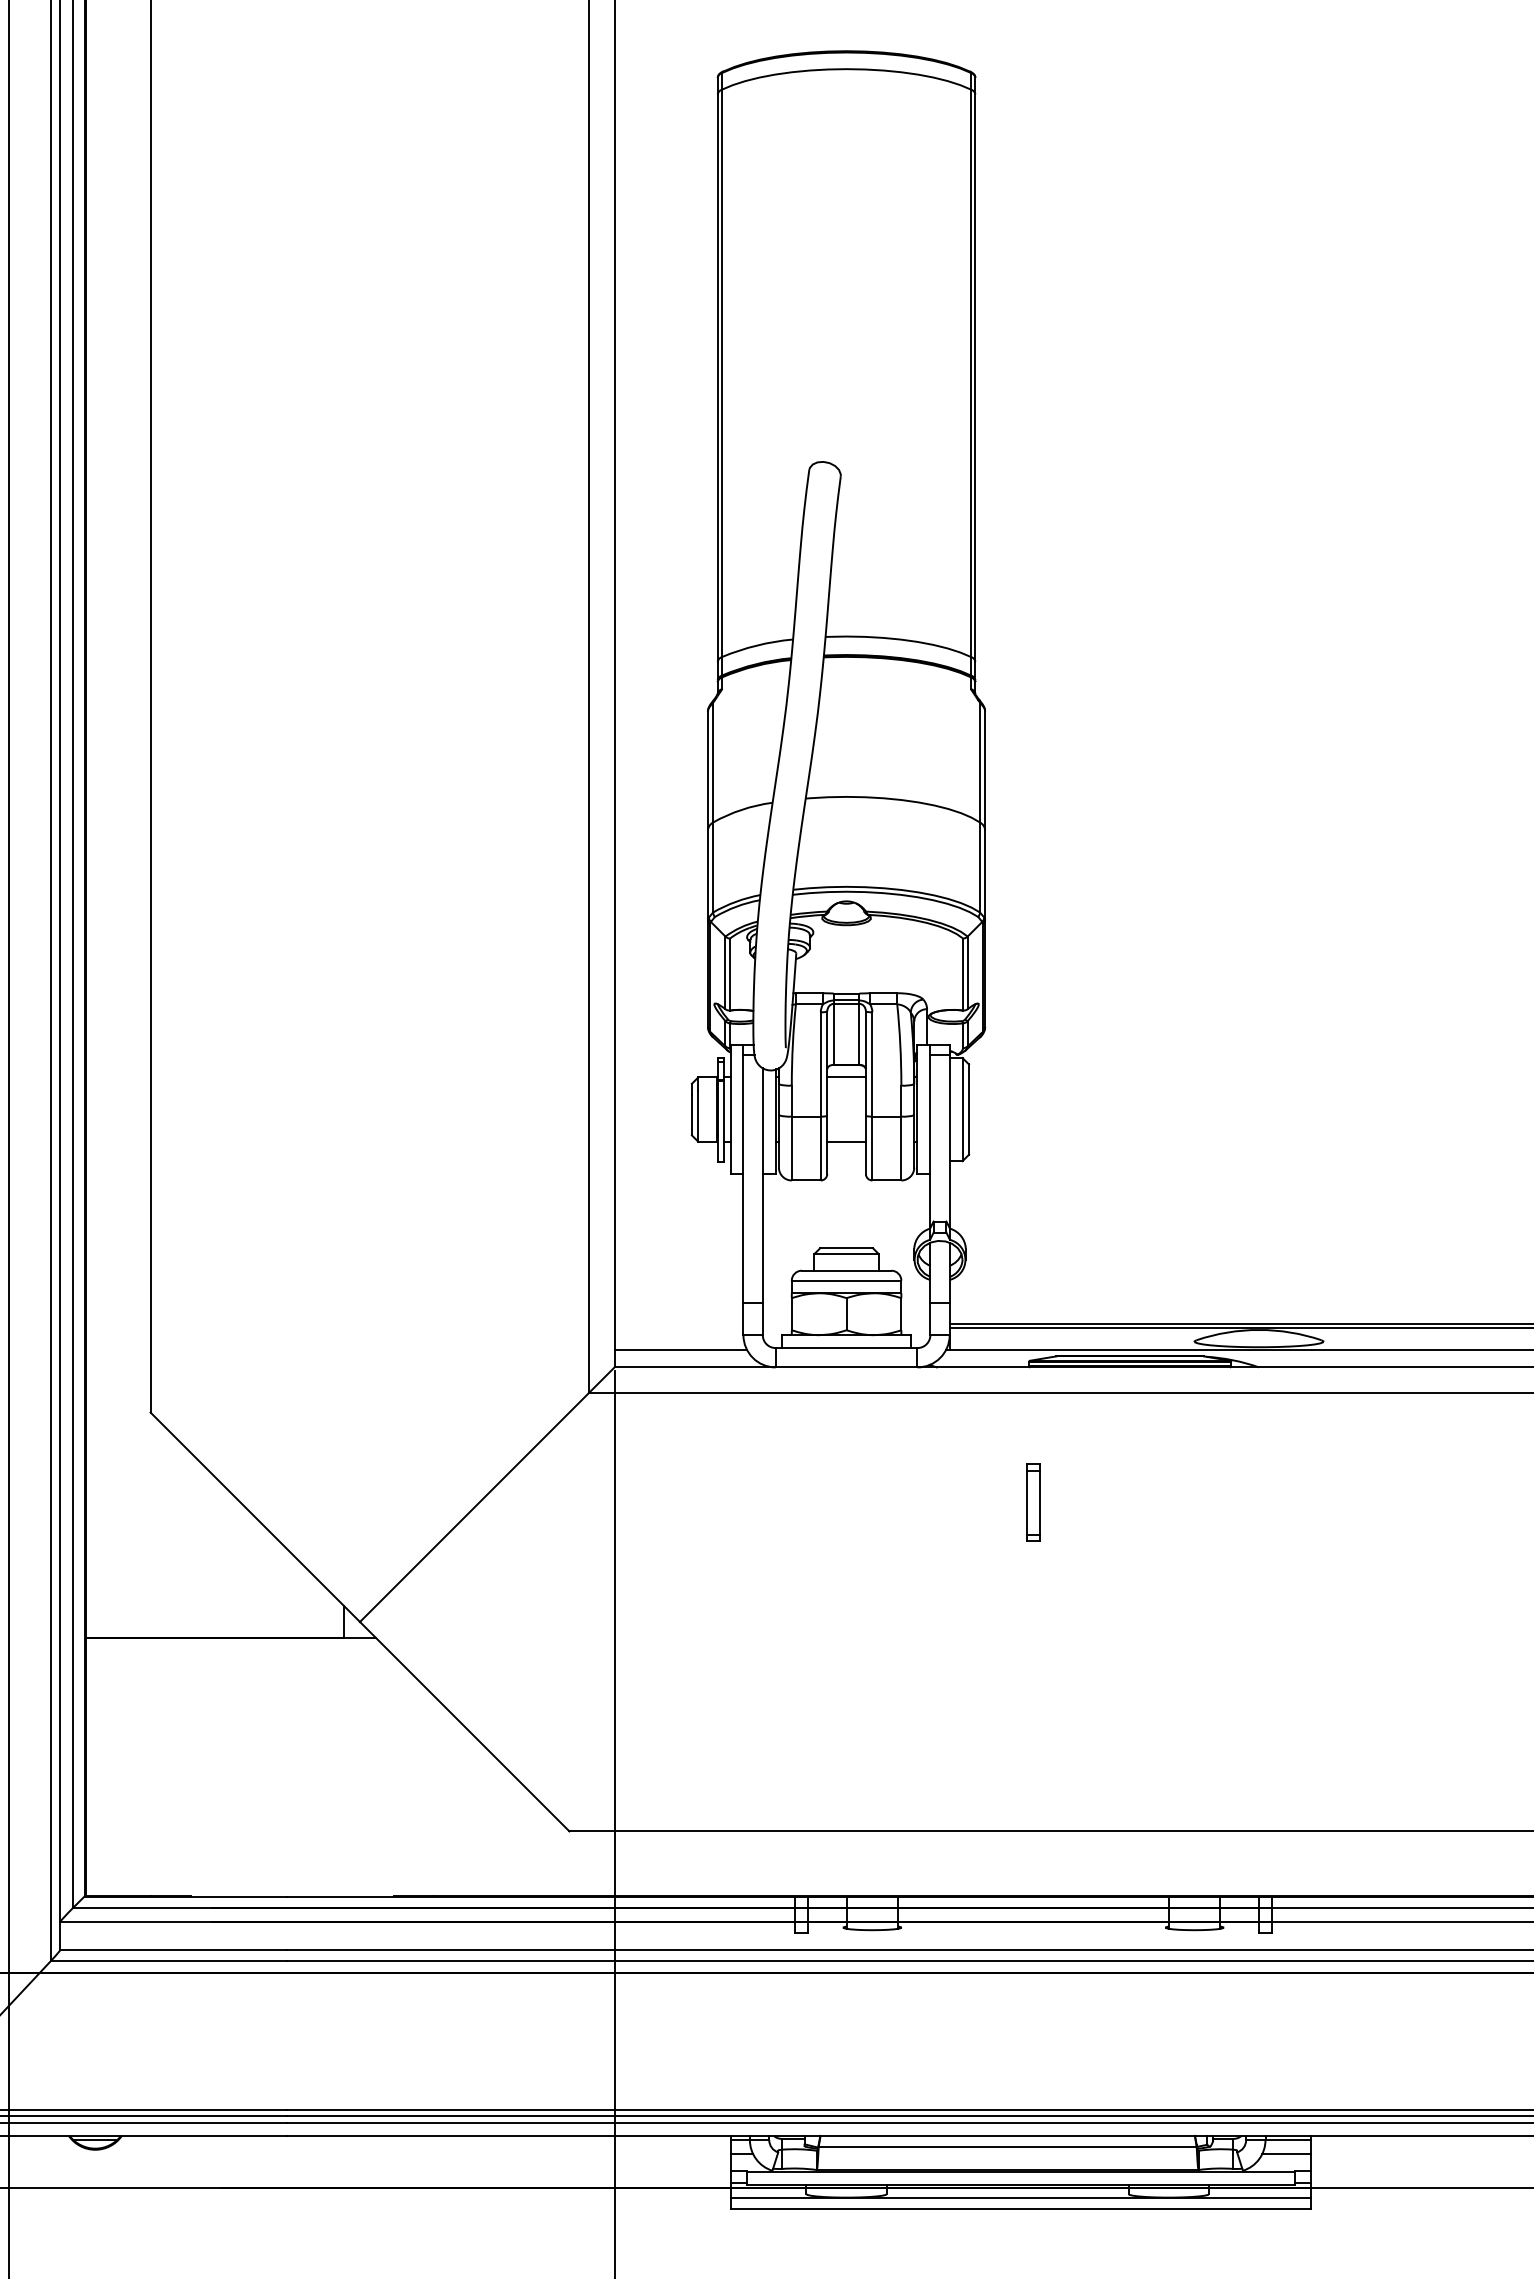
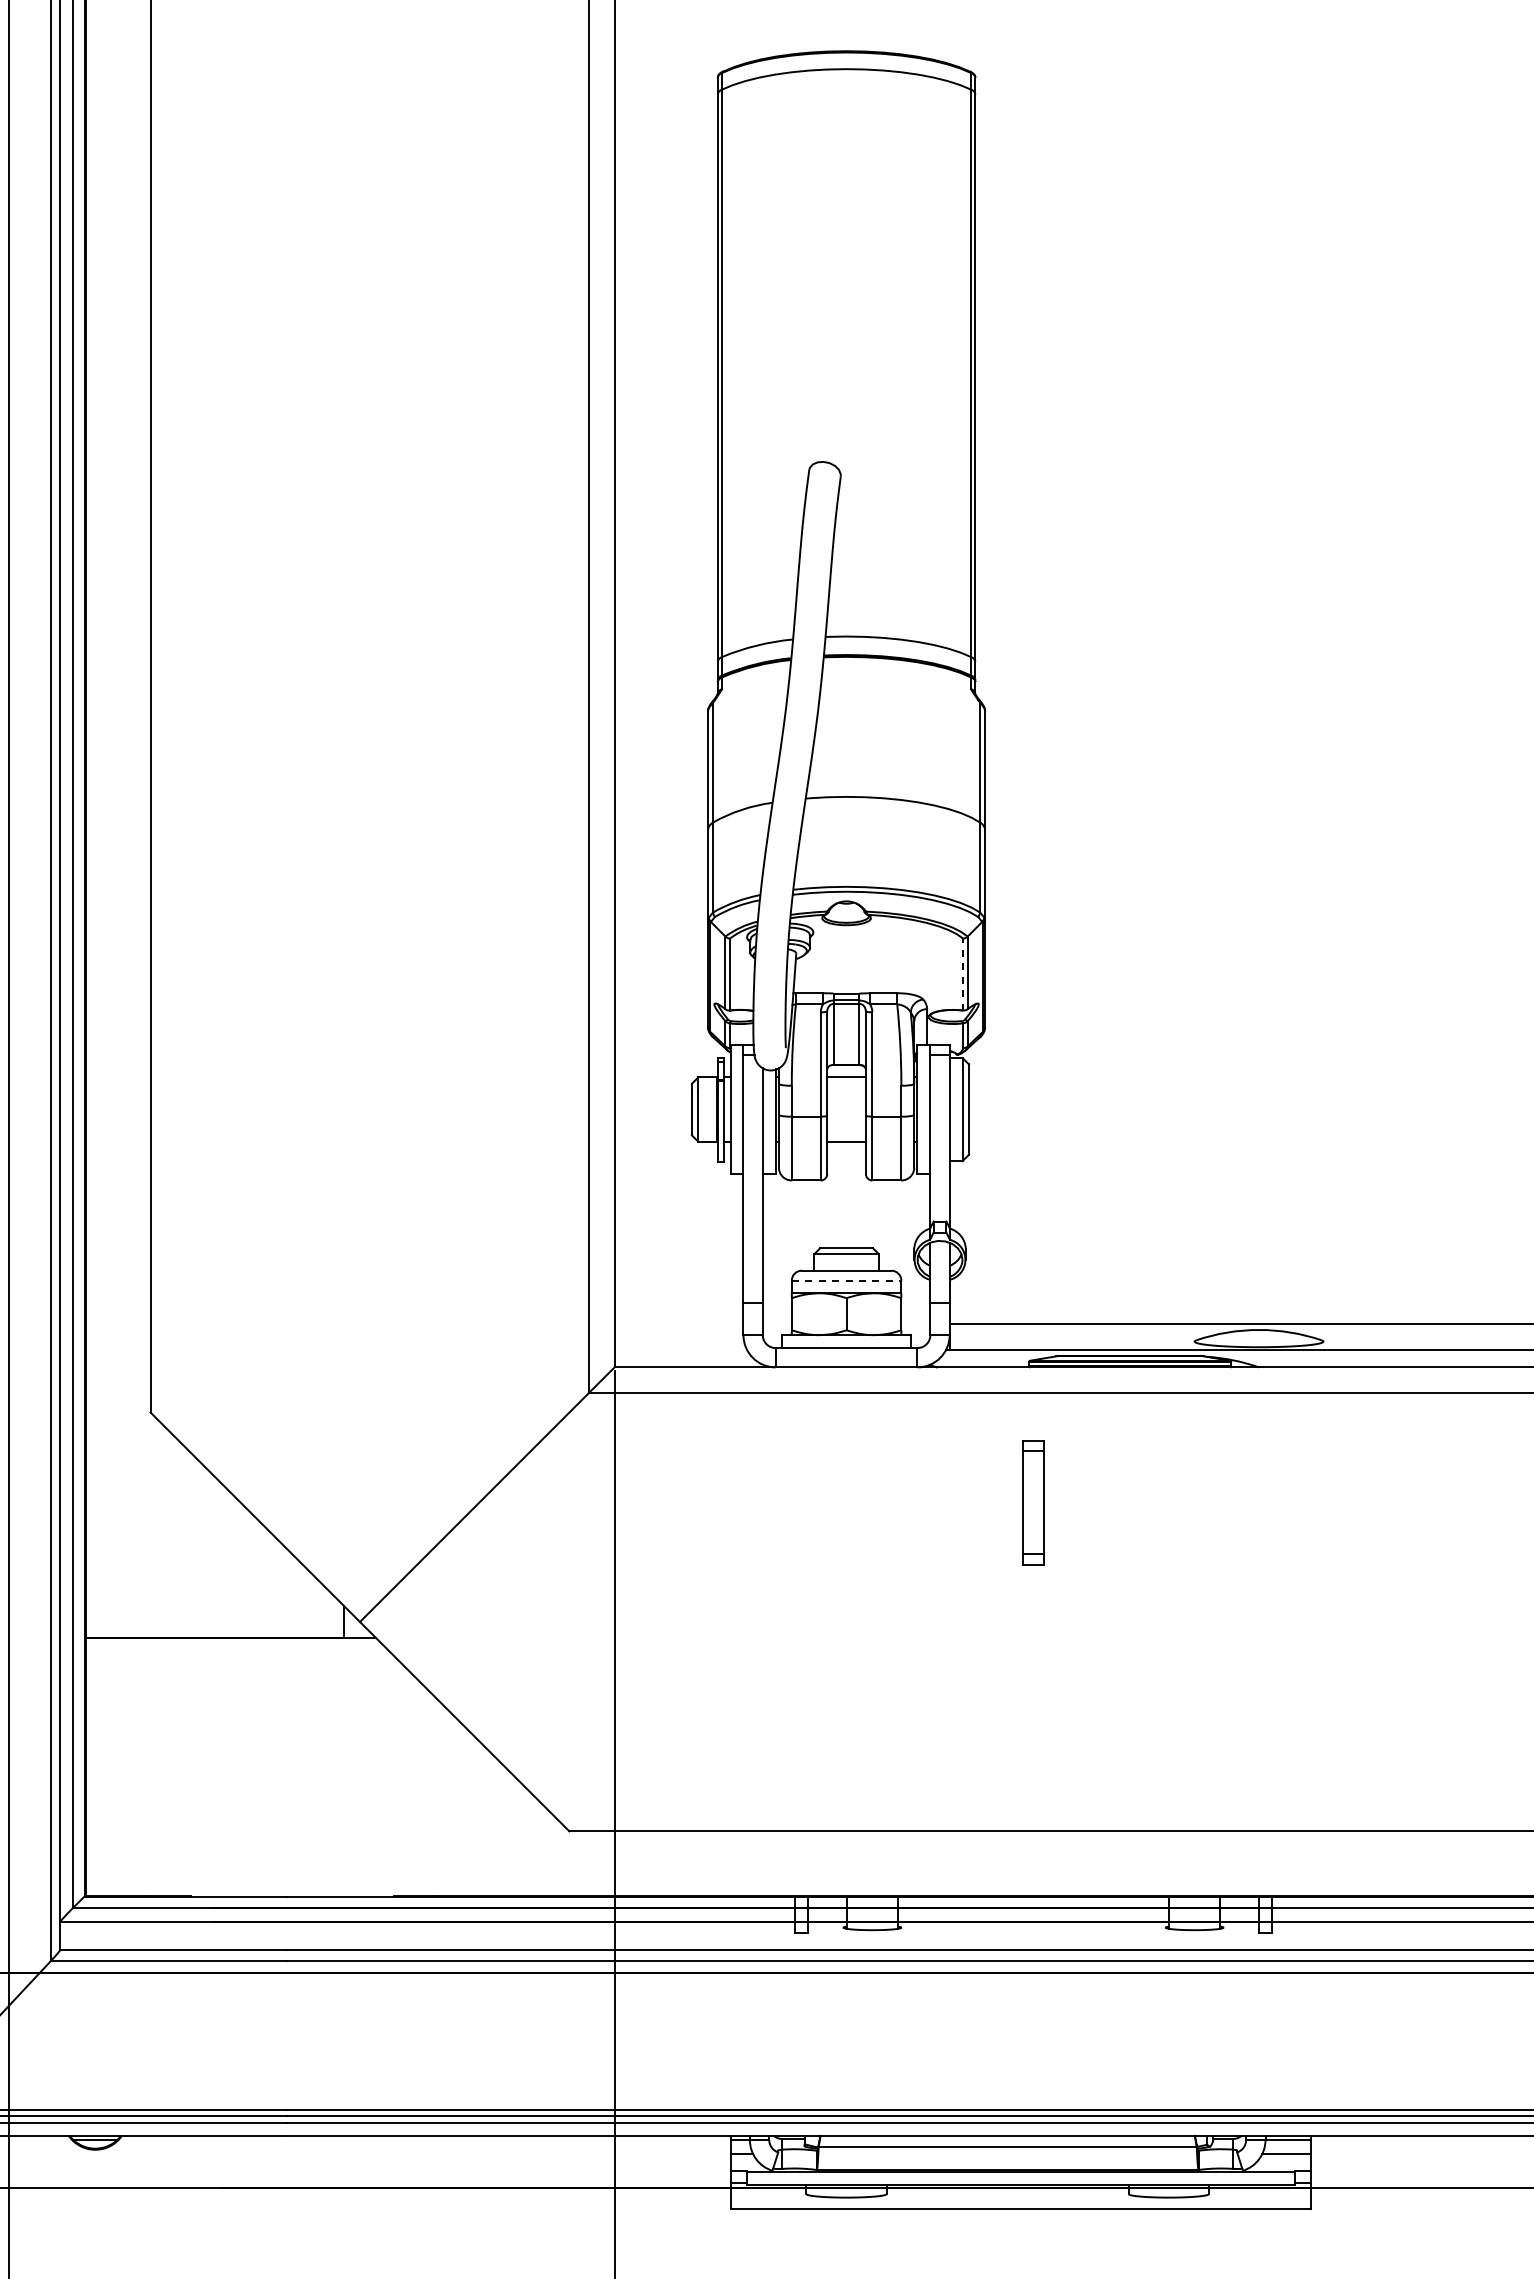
line: solid -> dashed (963, 974)
line: solid -> dashed (846, 1280)
line: present -> none (1239, 1327)
line: present -> none (680, 1350)
part size: 15x79 px -> 23x126 px (1033, 1502)
line: present -> none (1020, 2197)
